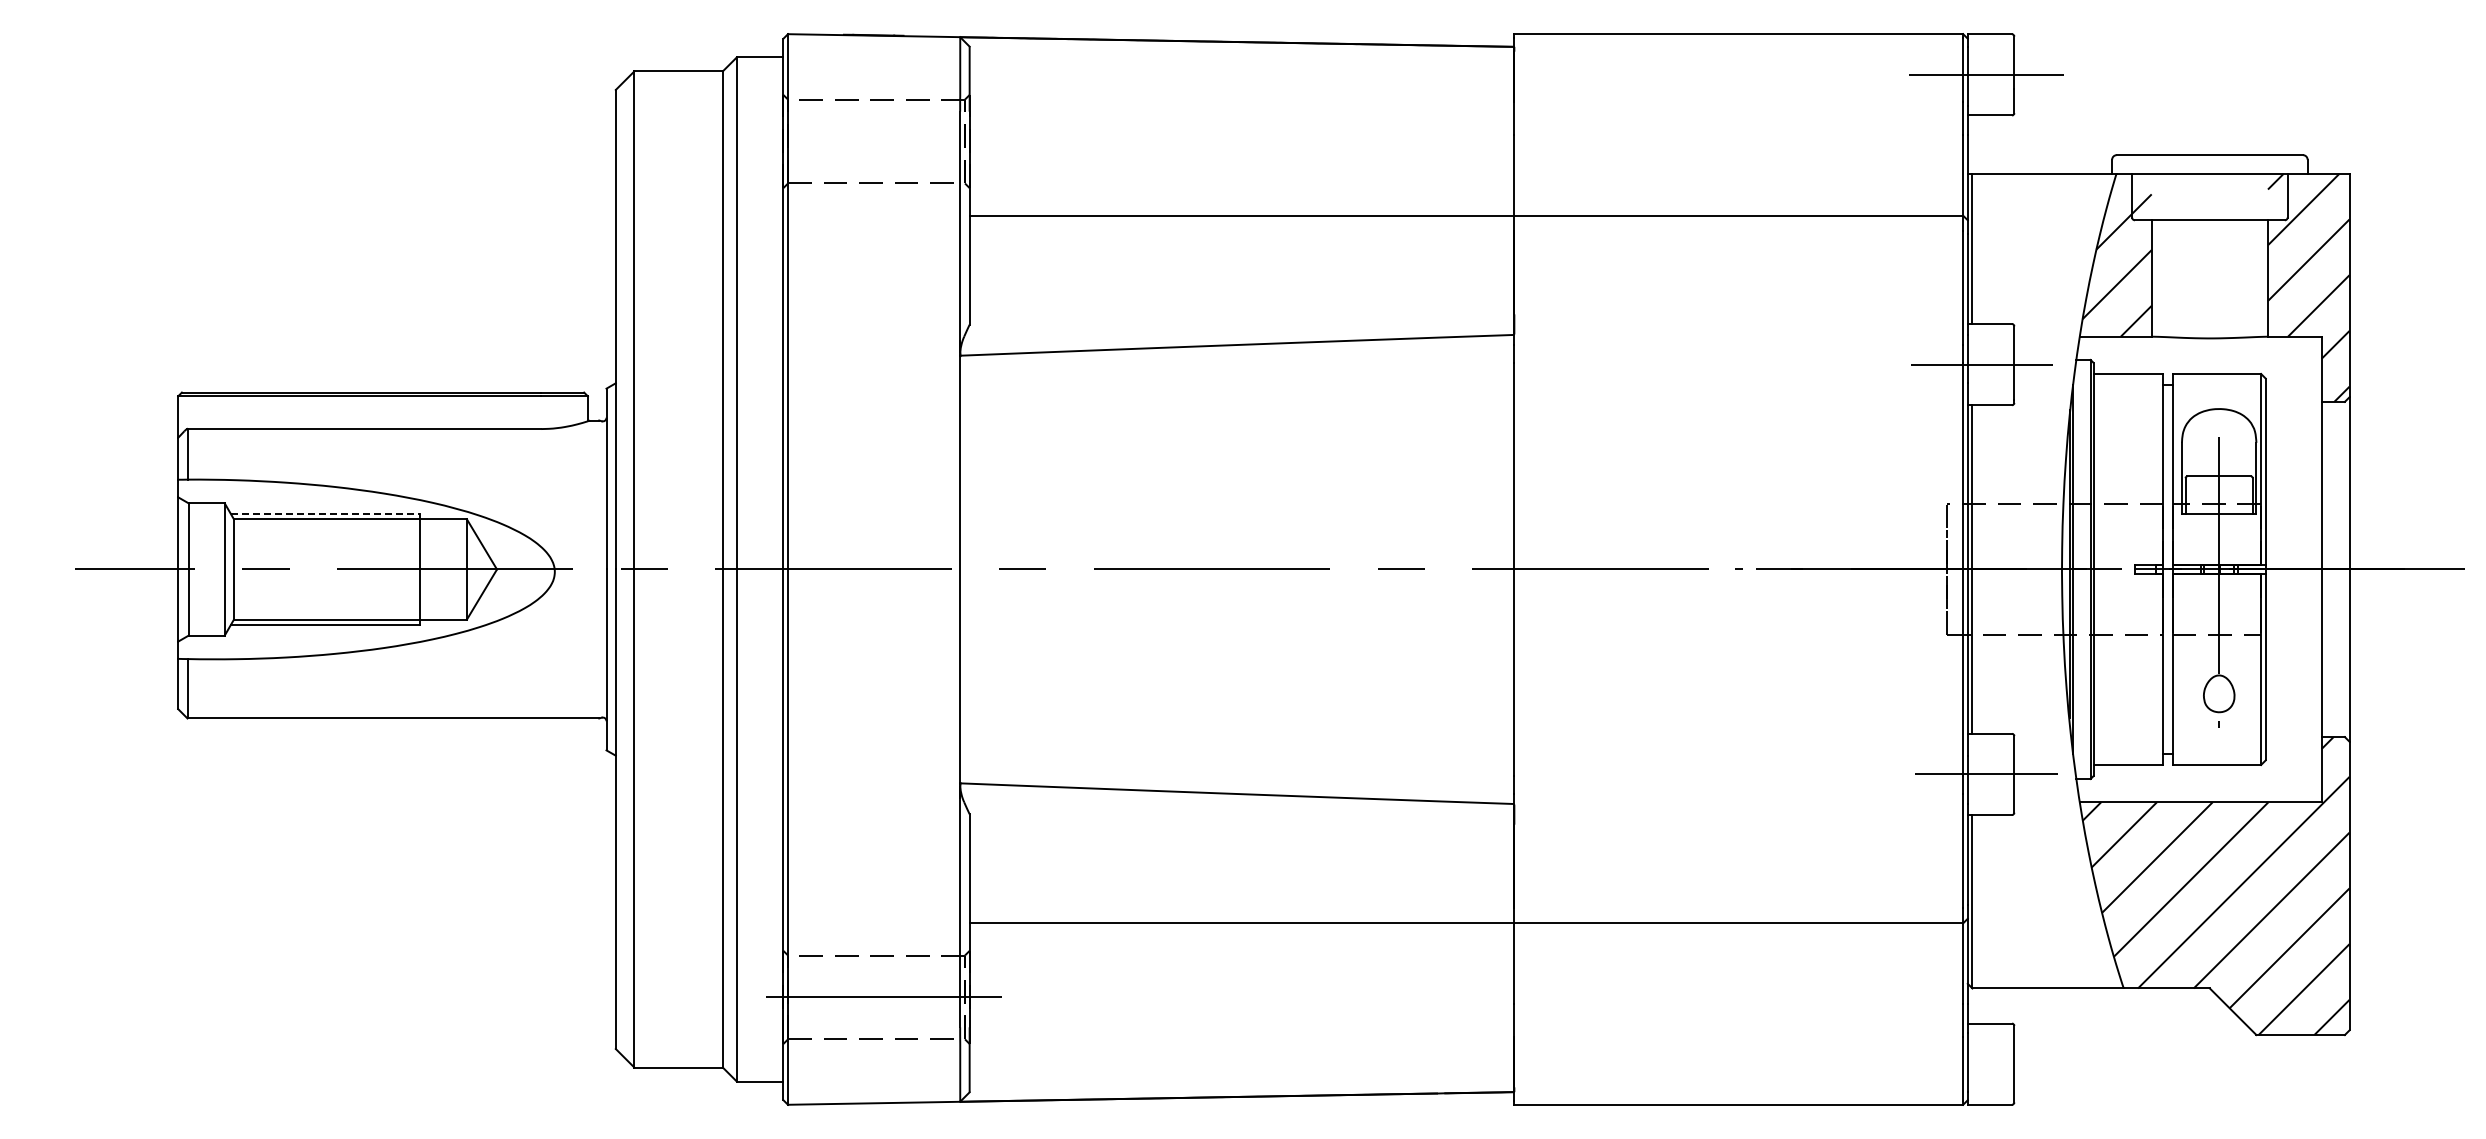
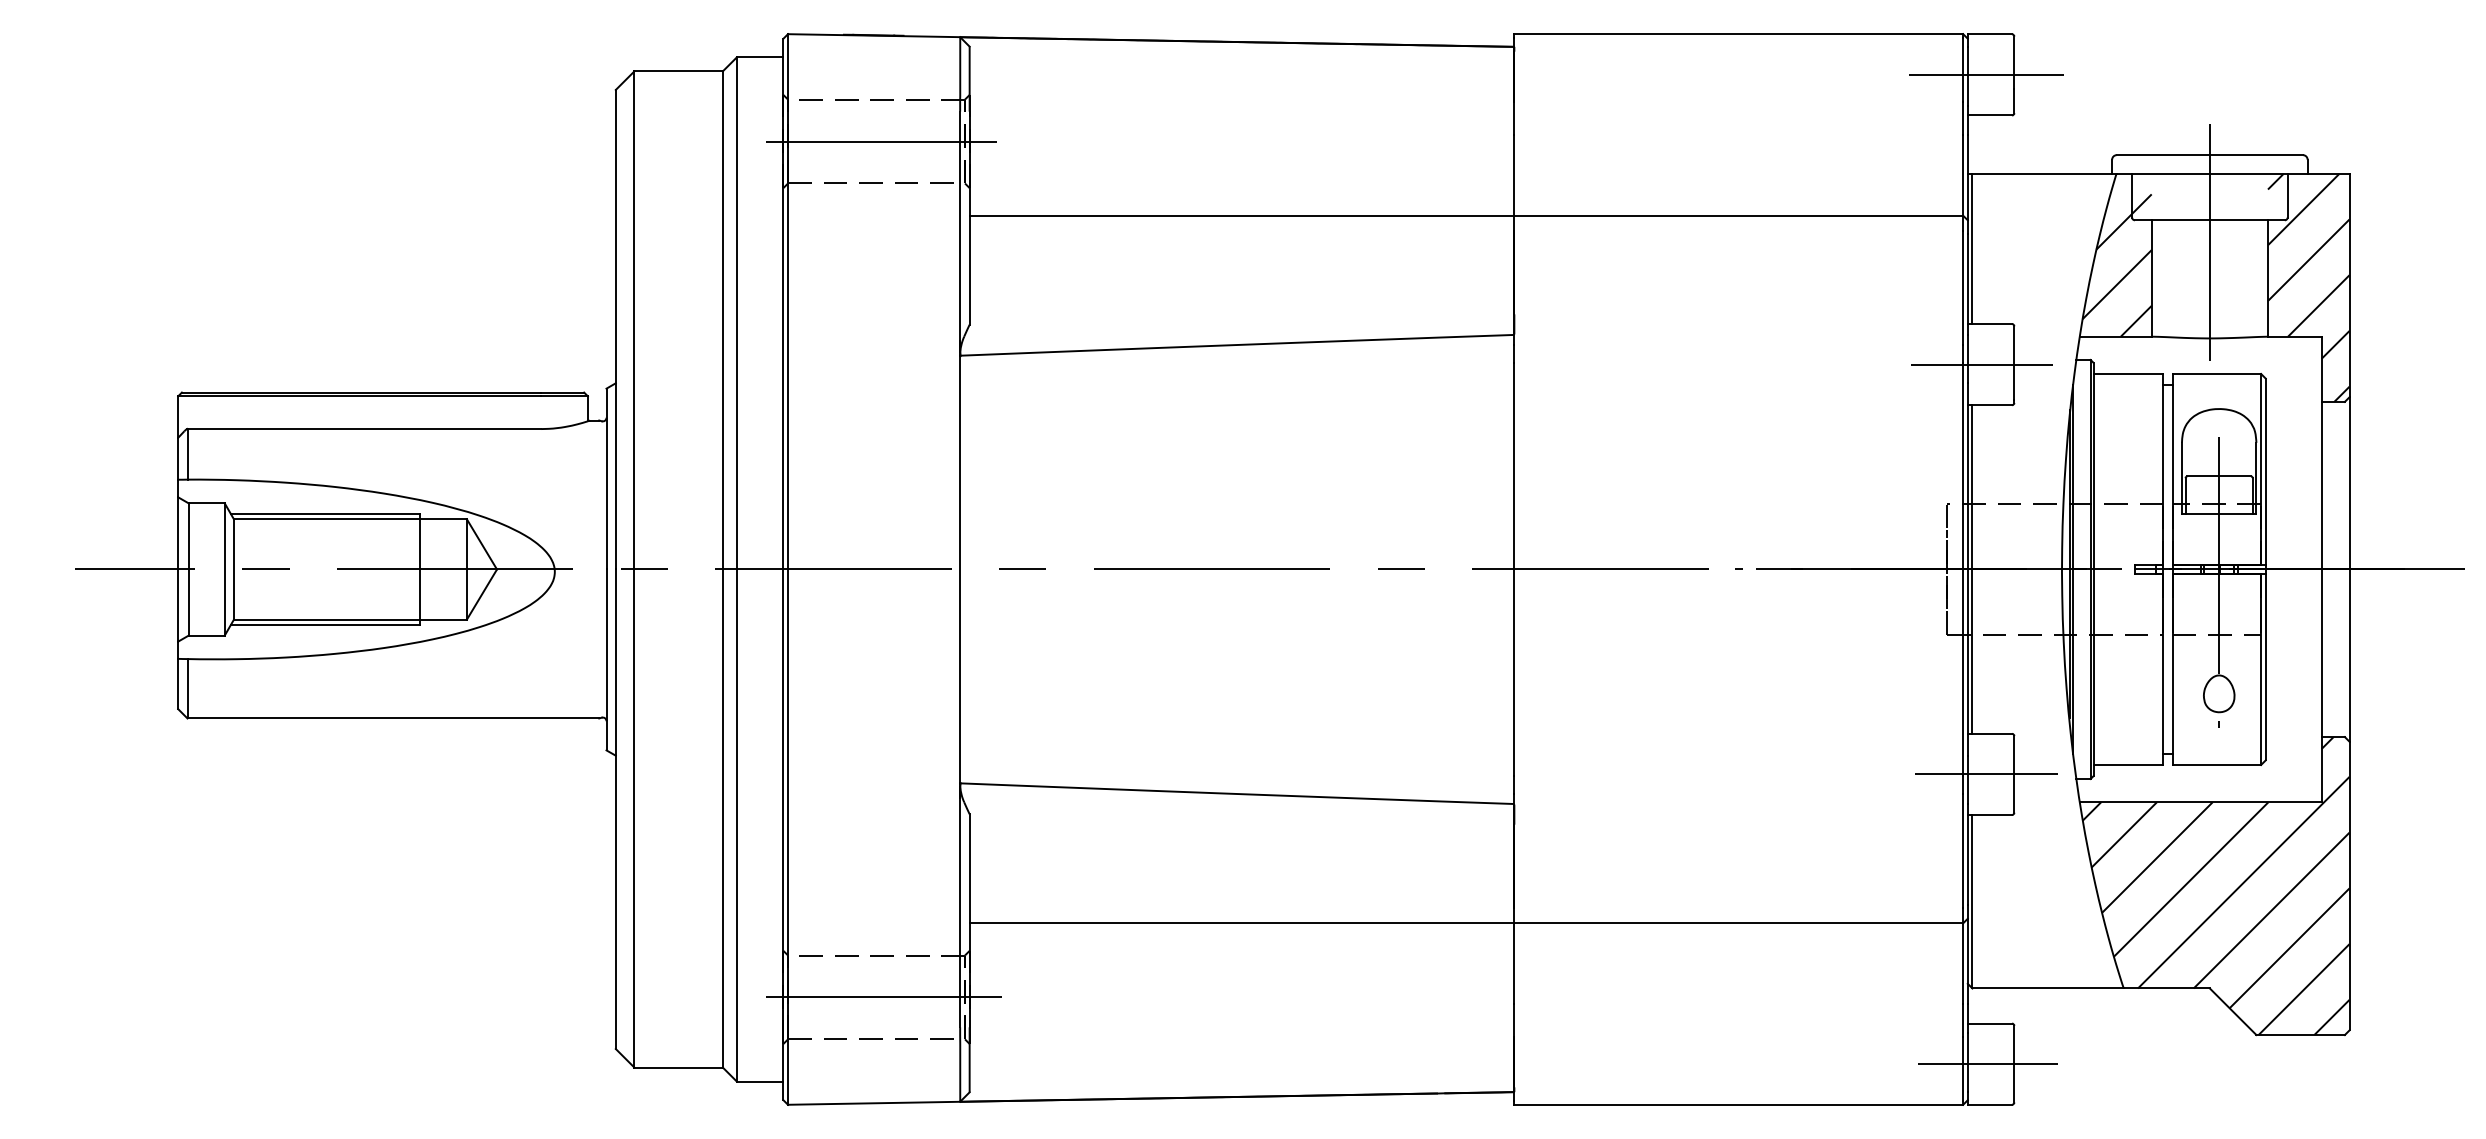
line: none -> present (881, 141)
line: none -> present (2209, 242)
line: dashed -> solid (325, 513)
line: none -> present (1987, 1064)
